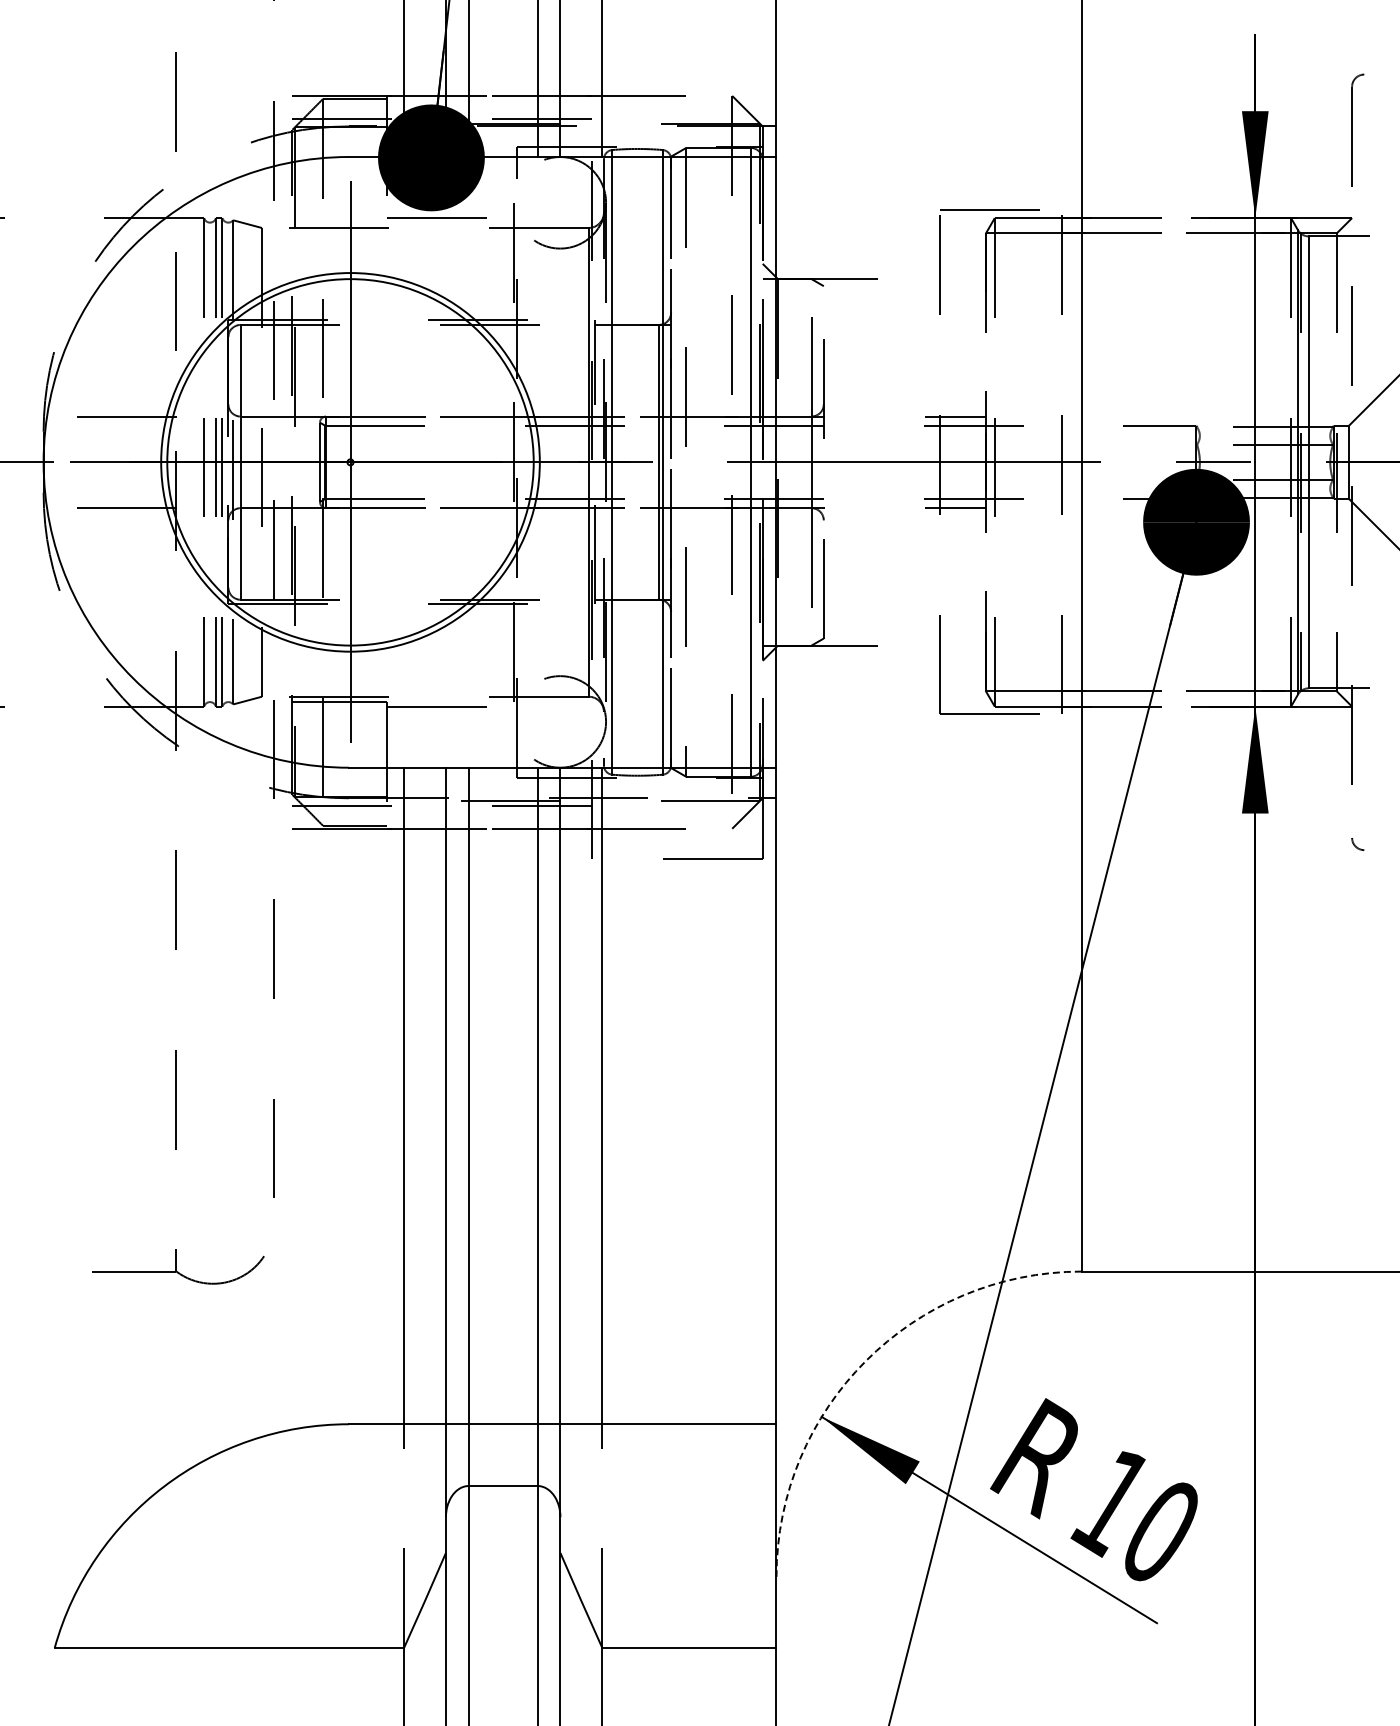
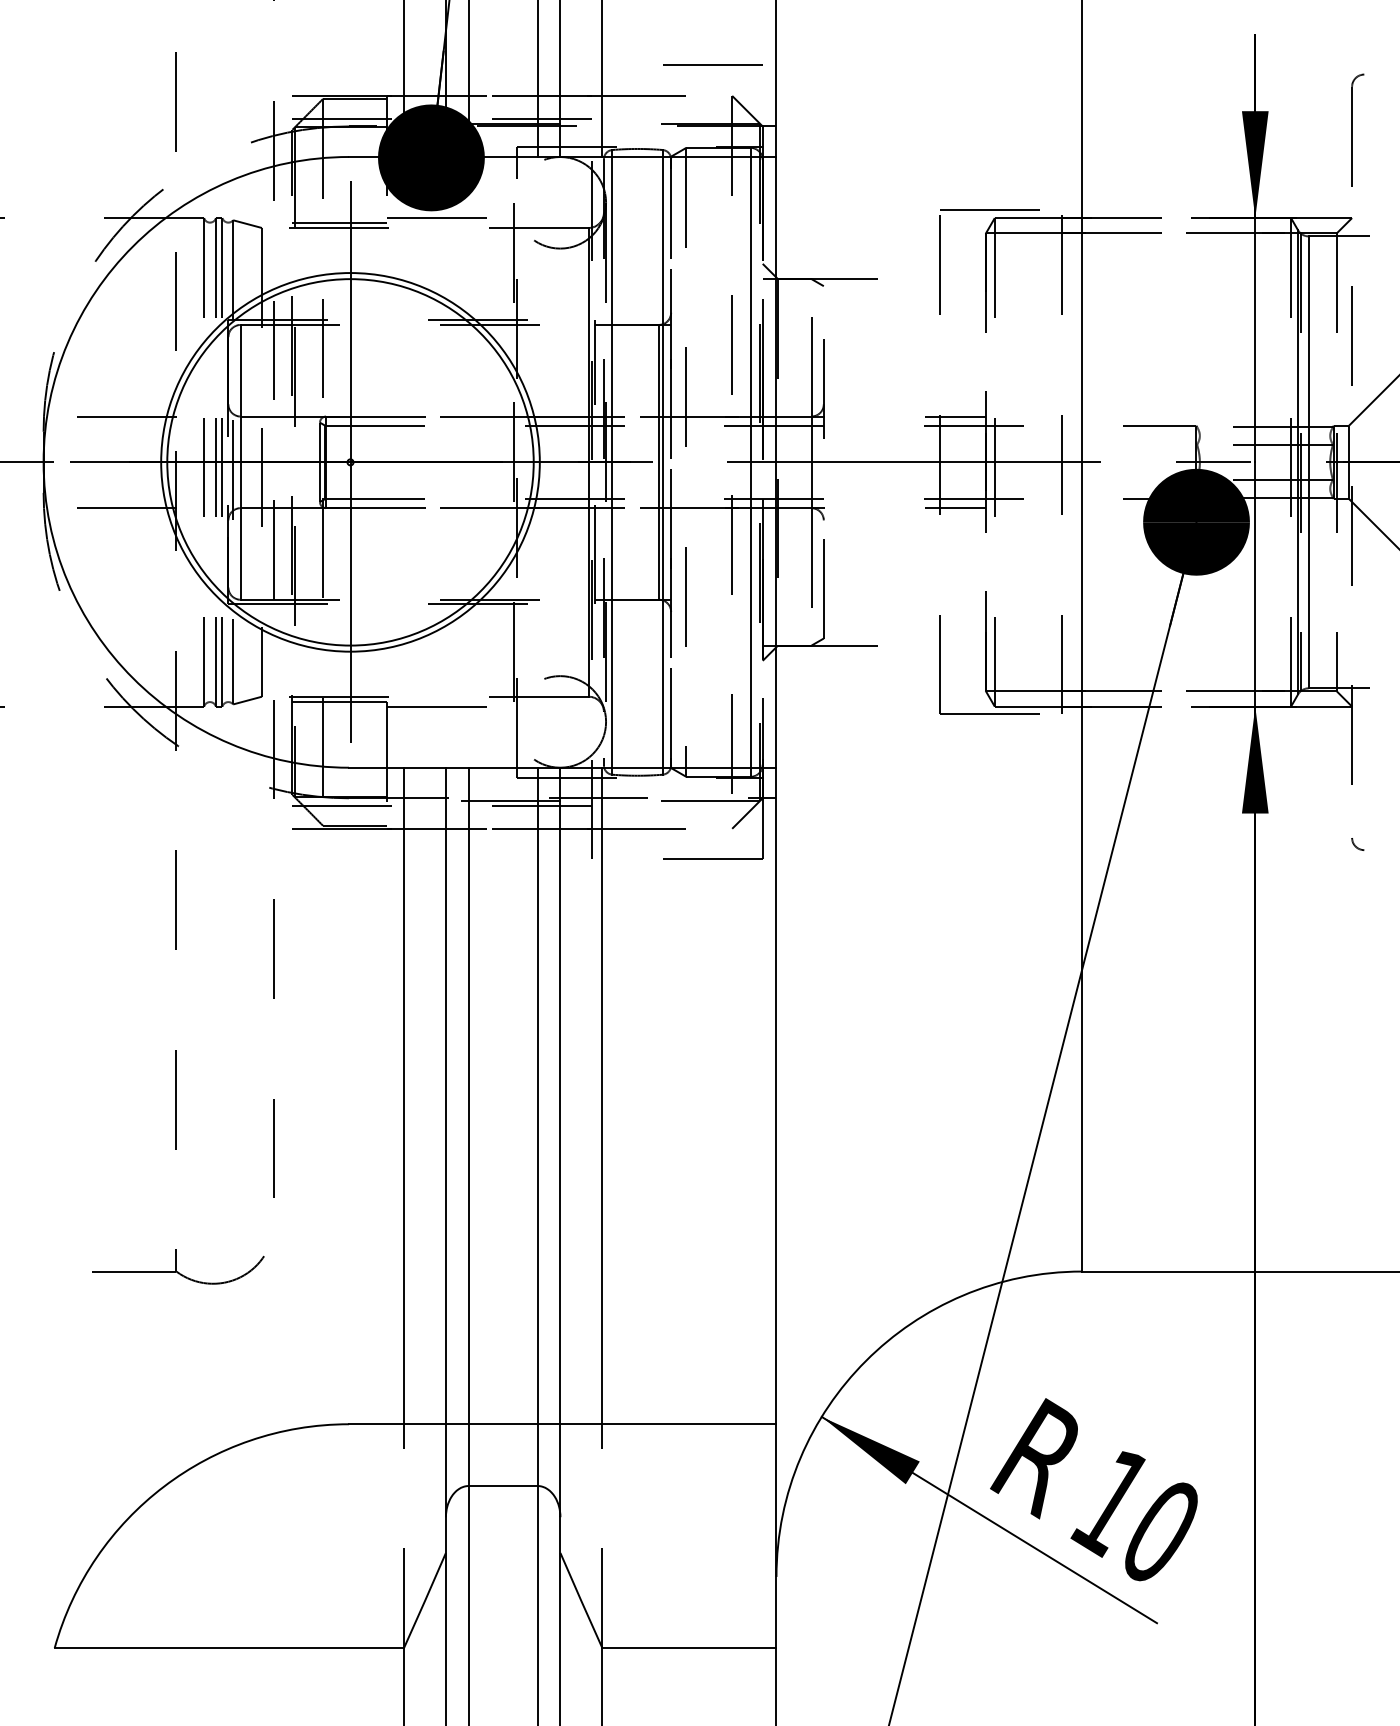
line: none -> present (712, 64)
line: none -> present (339, 222)
arc: dashed -> solid (865, 1361)
